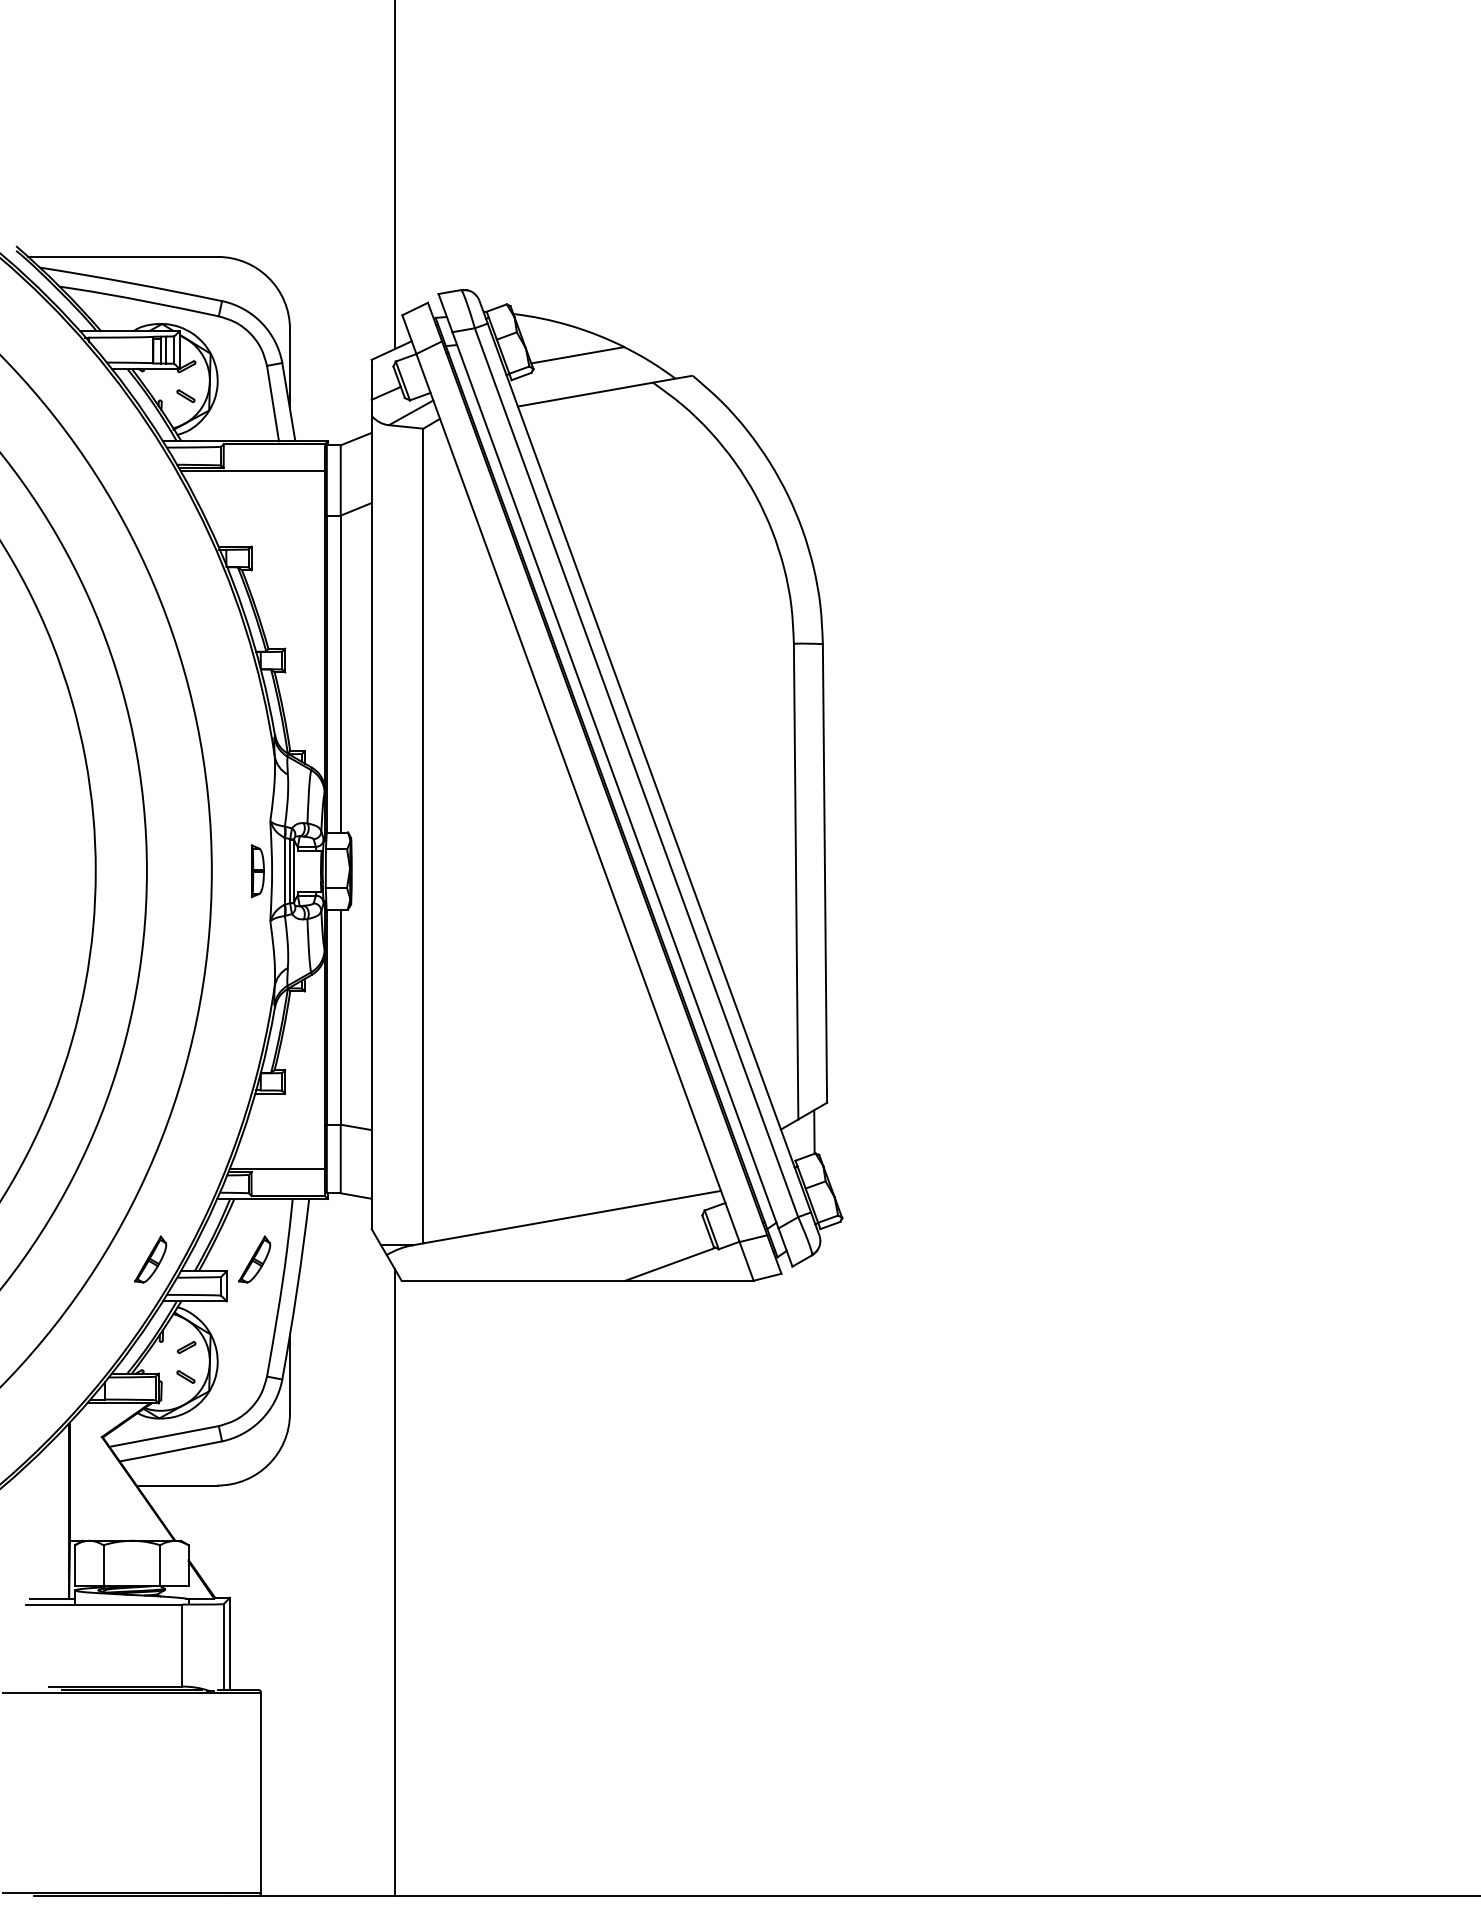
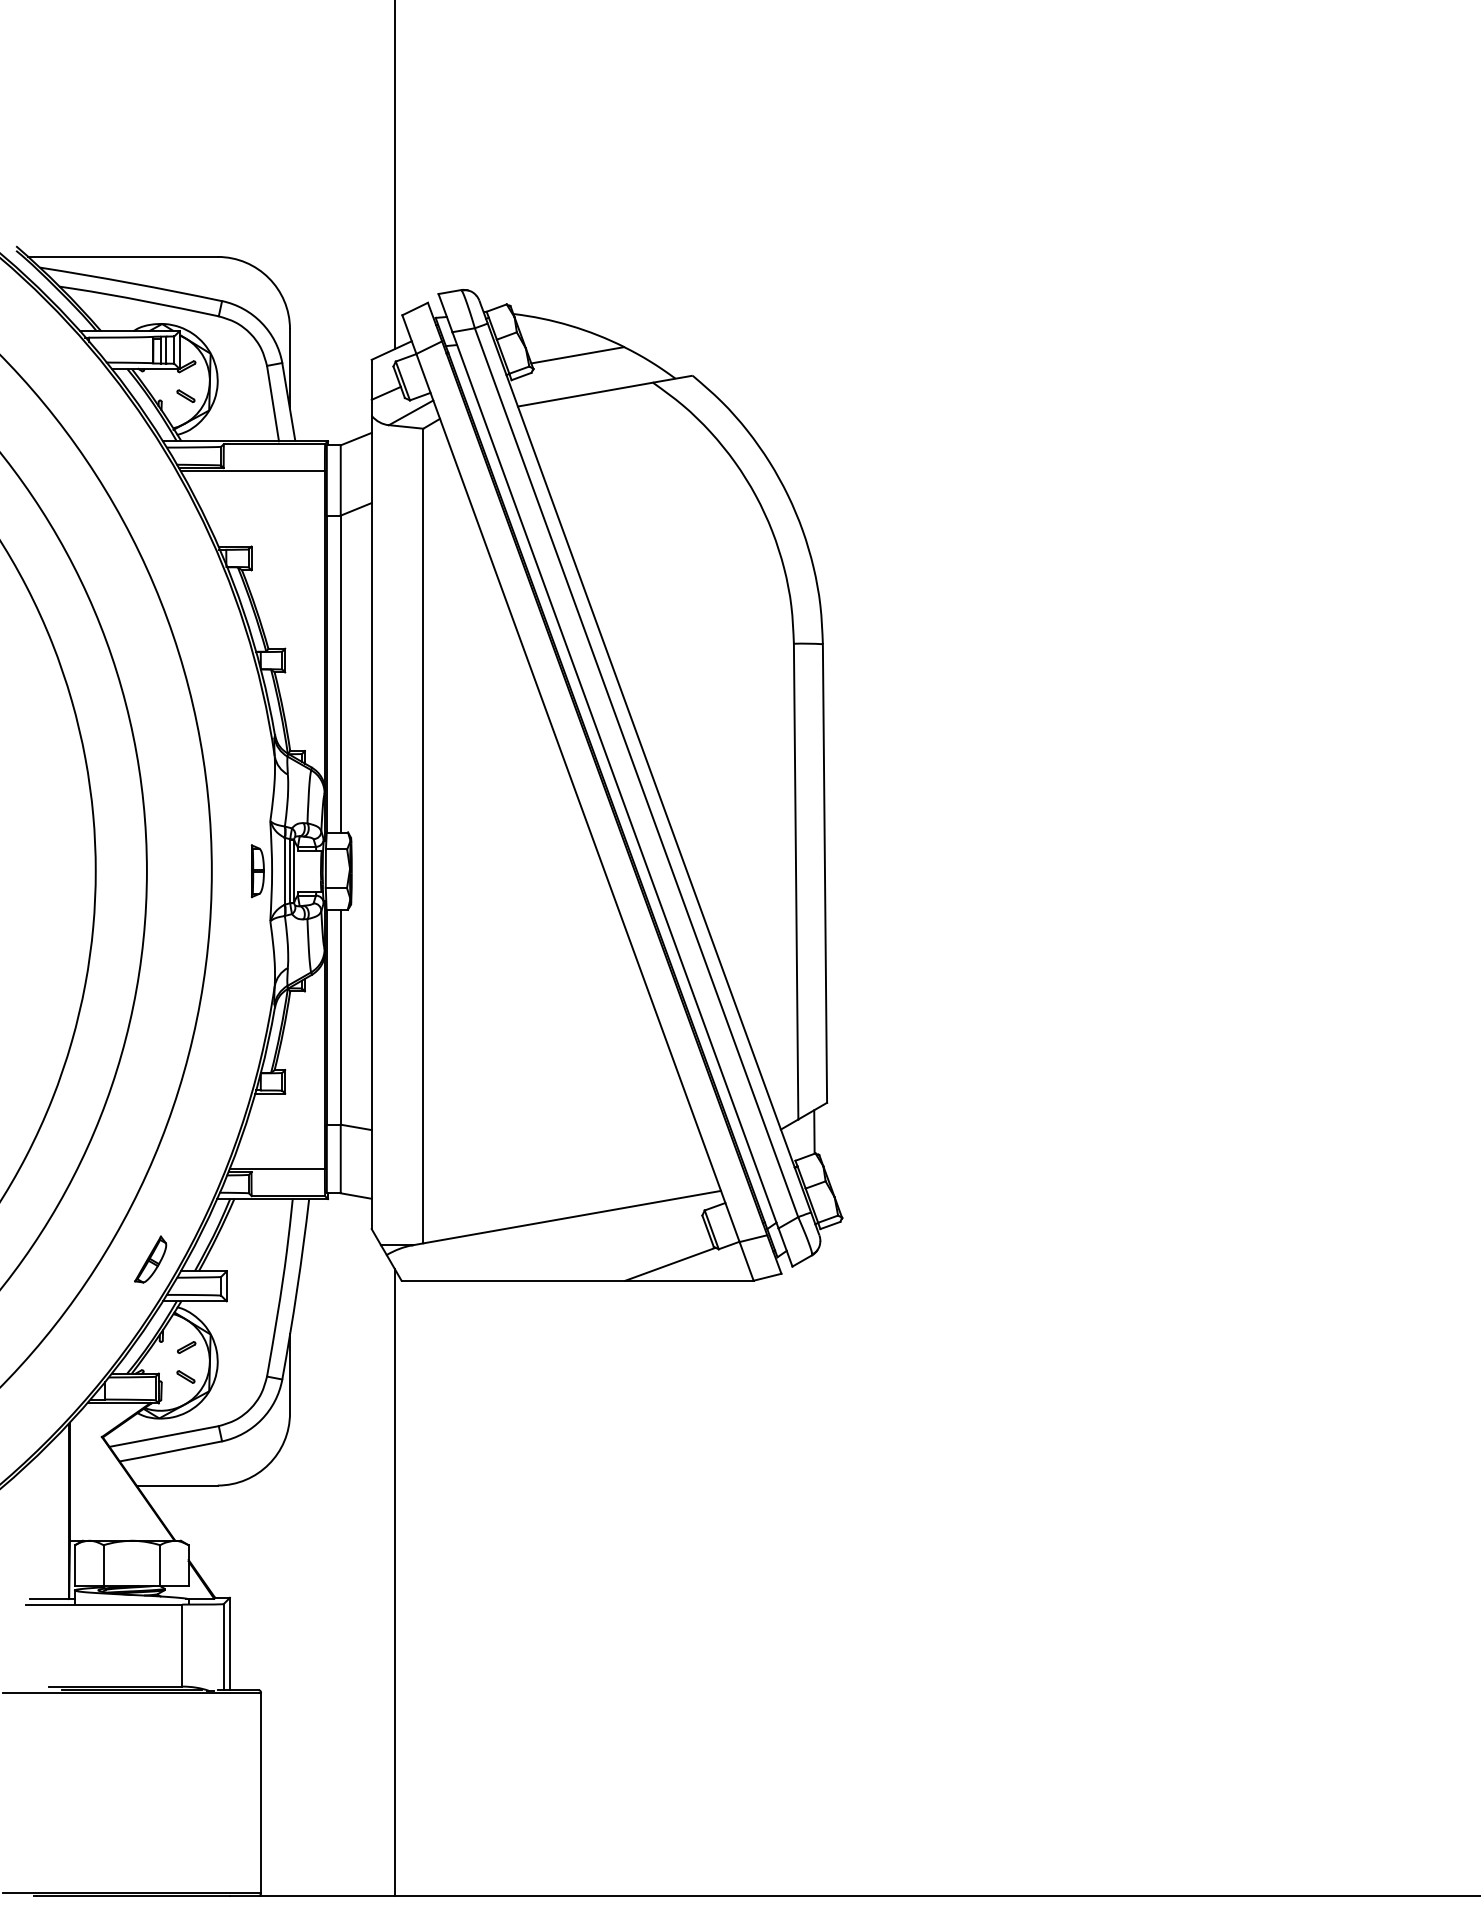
part: present -> none (254, 1259)
